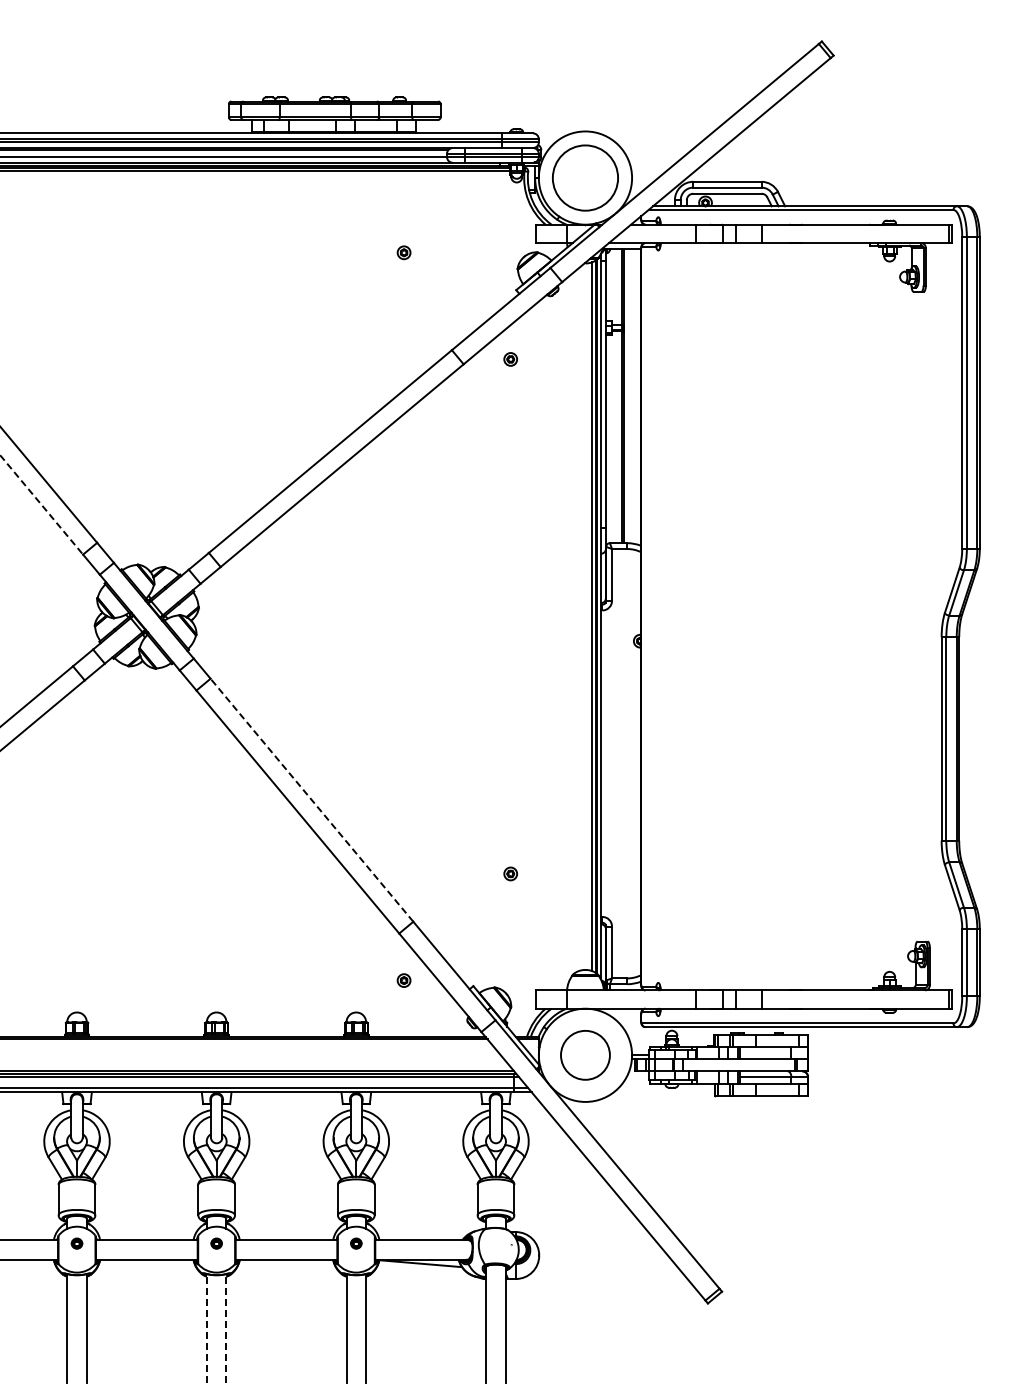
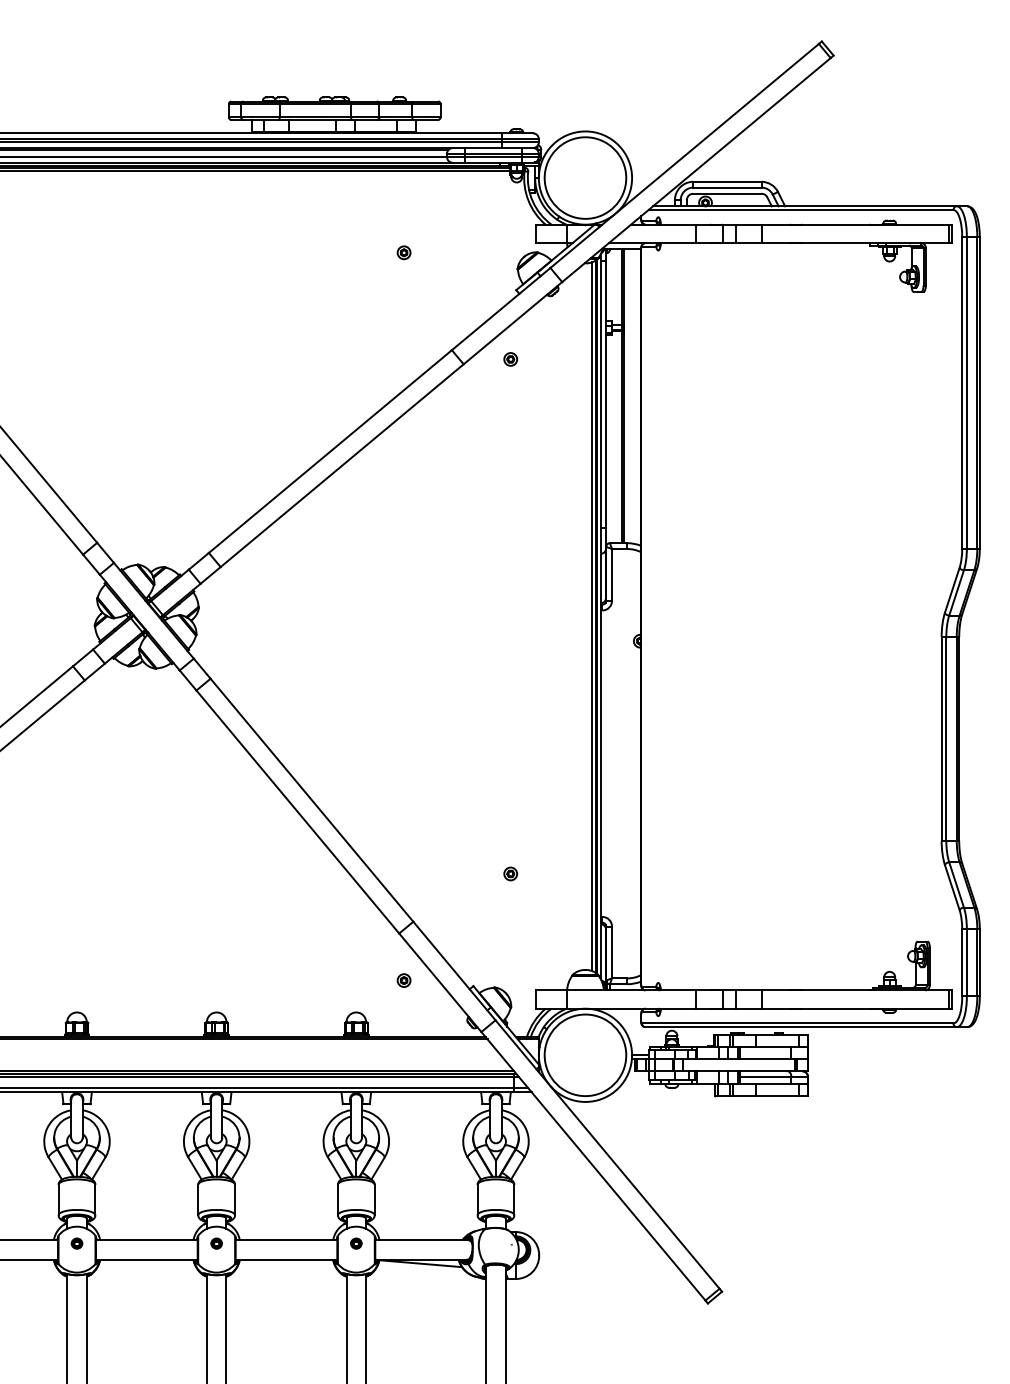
circle diameter: 65 px -> 82 px (585, 177)
line: dashed -> solid (42, 505)
line: dashed -> solid (311, 799)
circle diameter: 49 px -> 82 px (585, 1055)
line: dashed -> solid (206, 1327)
line: dashed -> solid (226, 1327)
